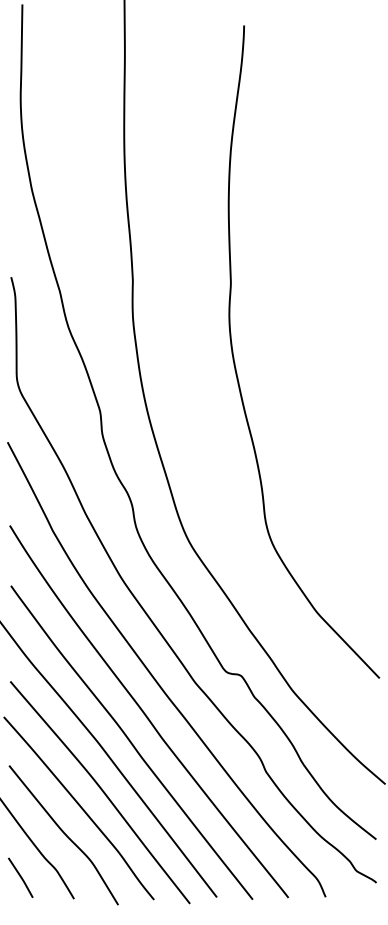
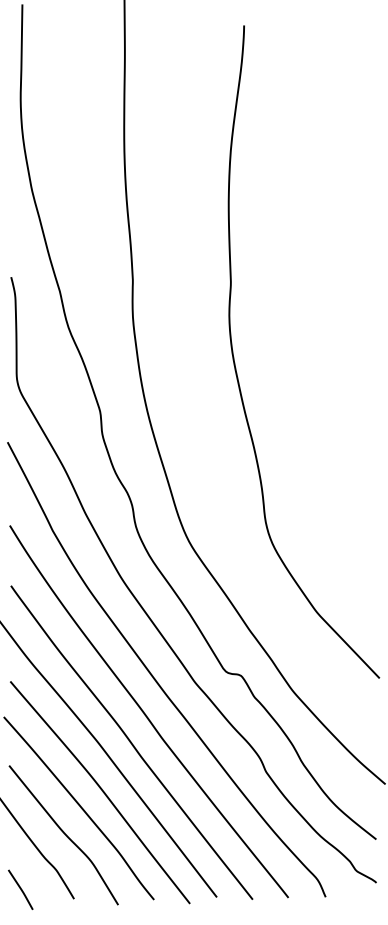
line position: (20, 877) -> (20, 889) (20, 889)
